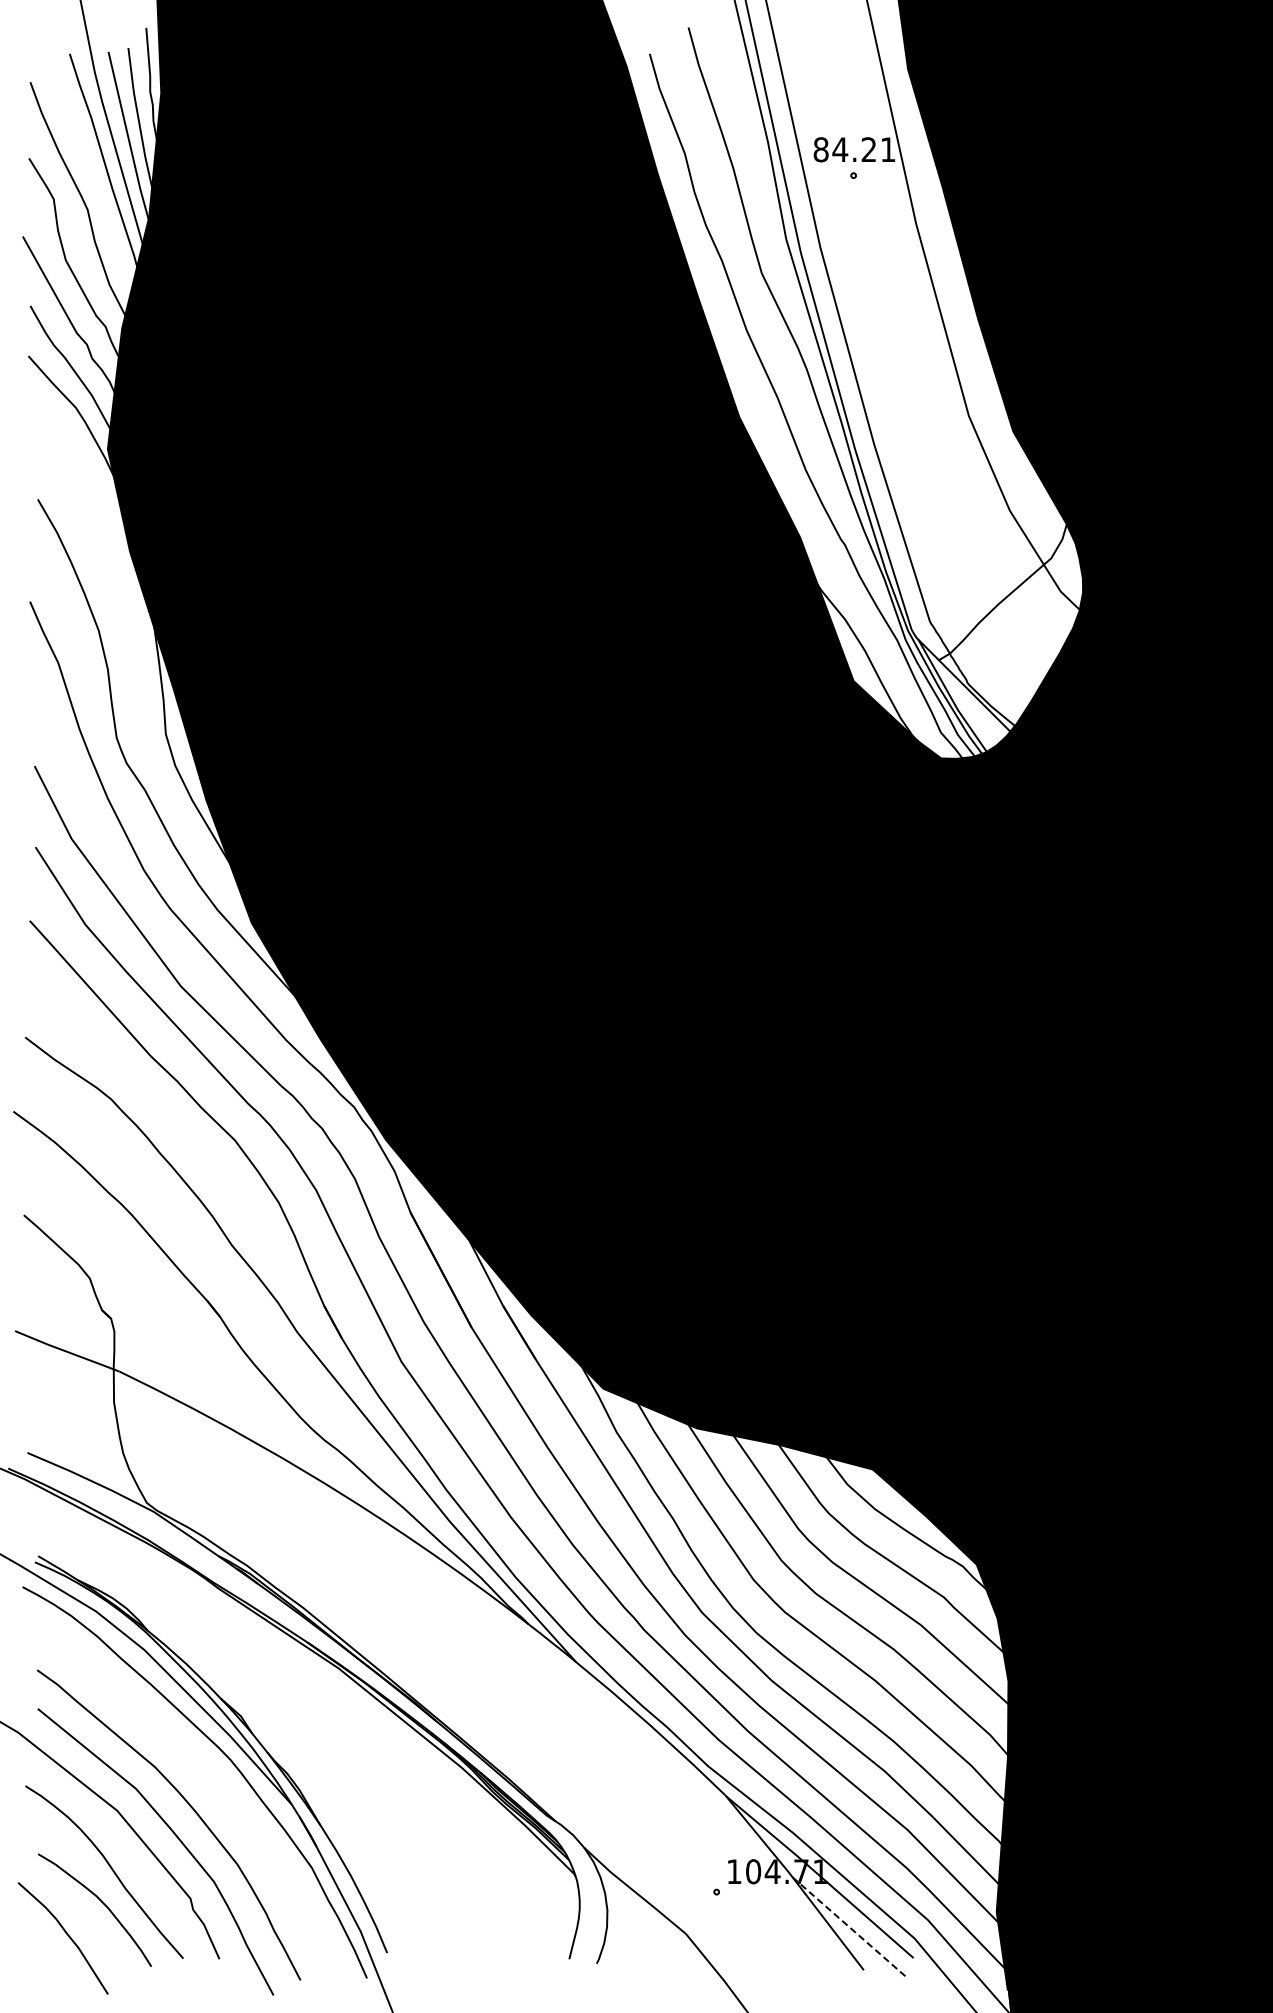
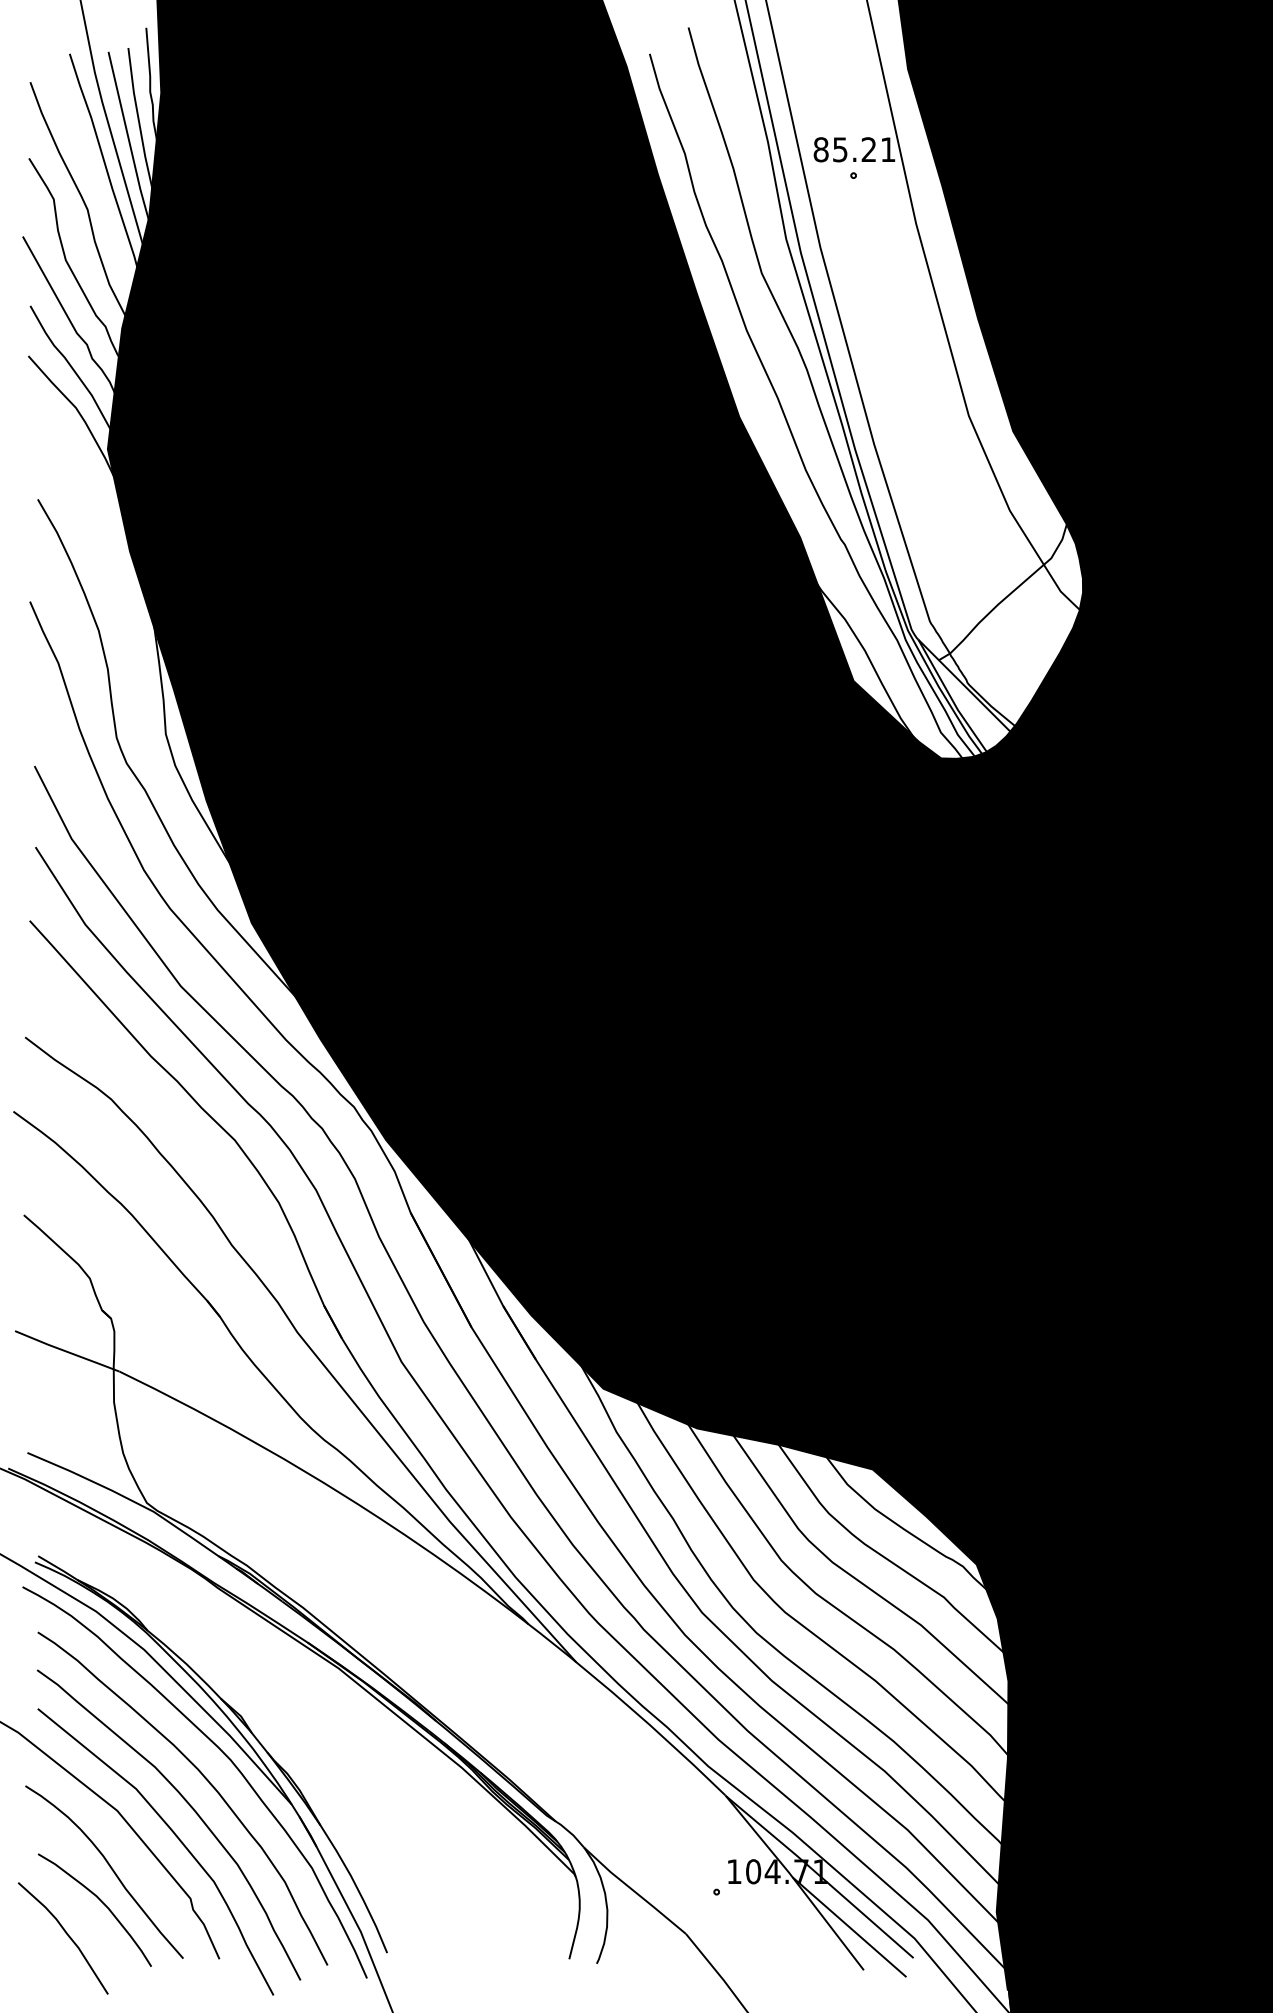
text: 84.21 -> 85.21 (840, 149)
curve: none -> present (203, 1777)
line: dashed -> solid (849, 1927)
